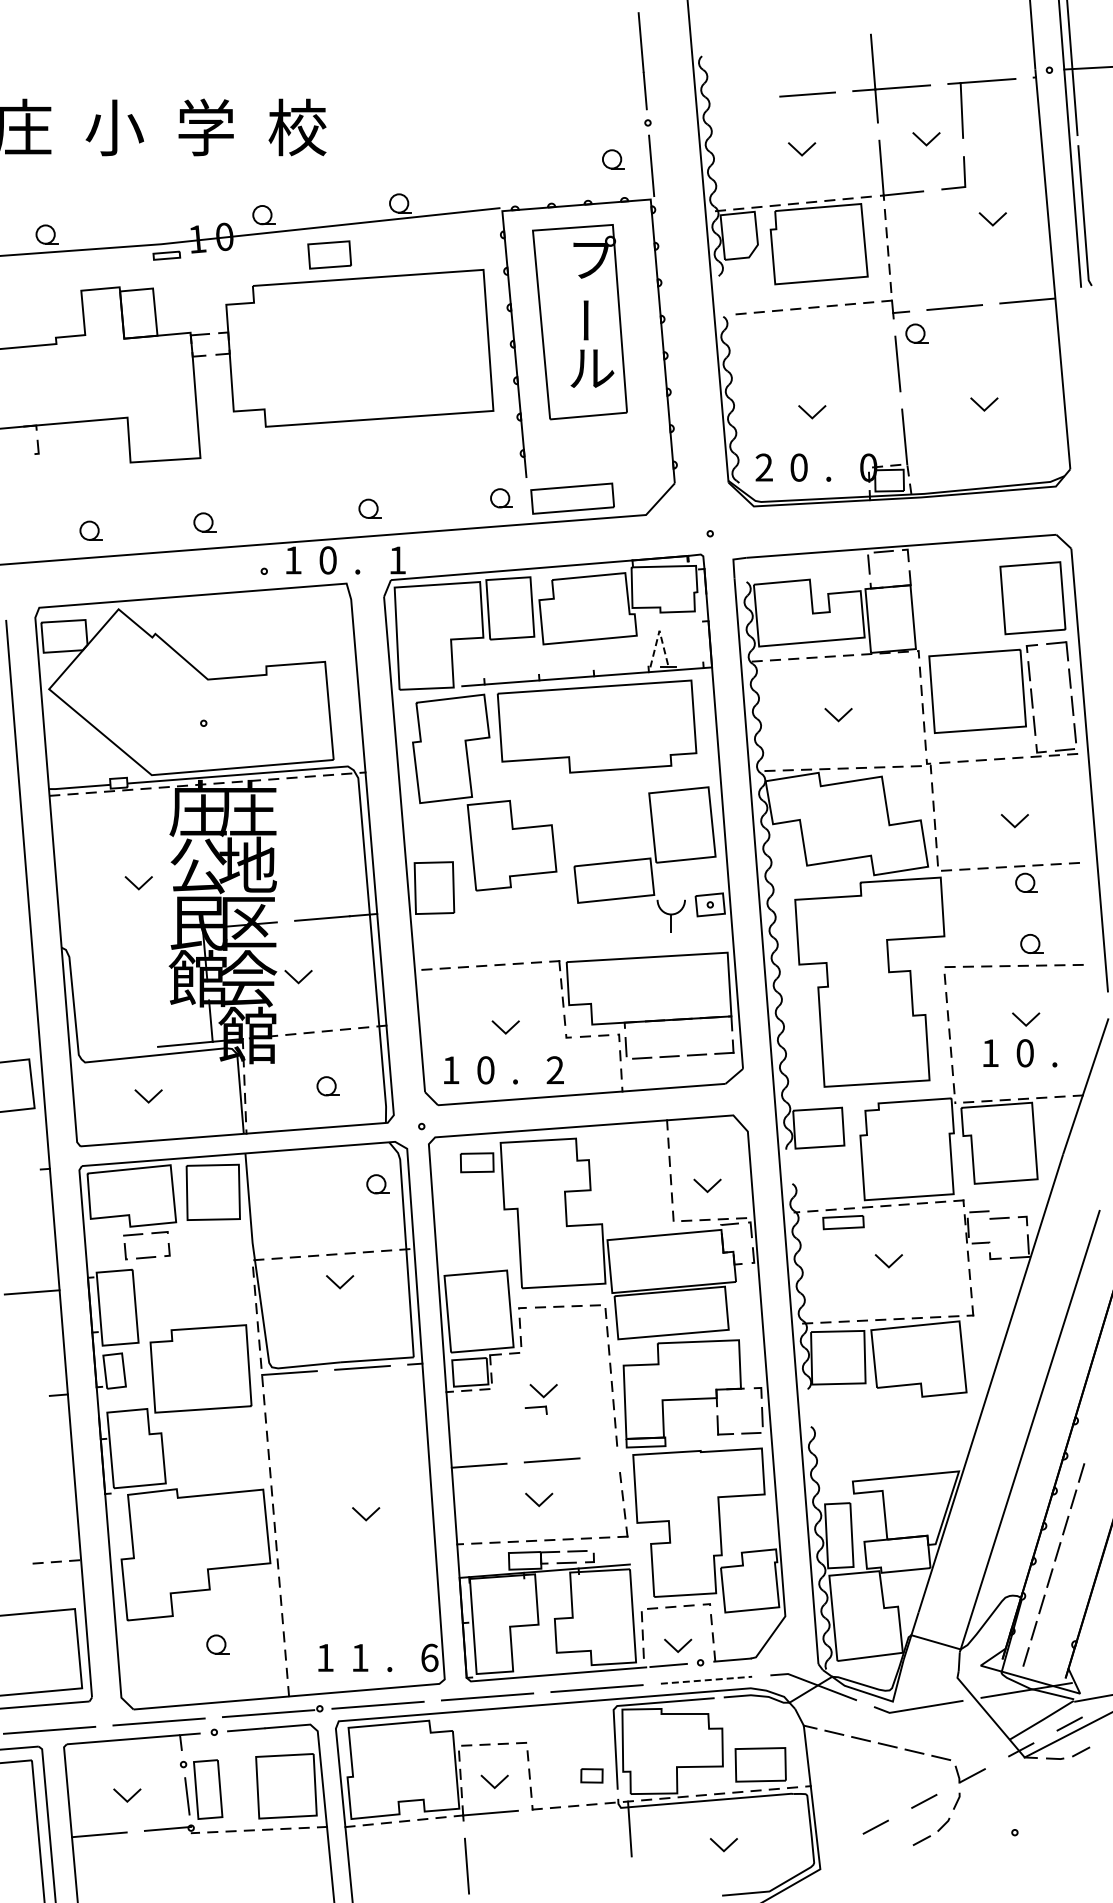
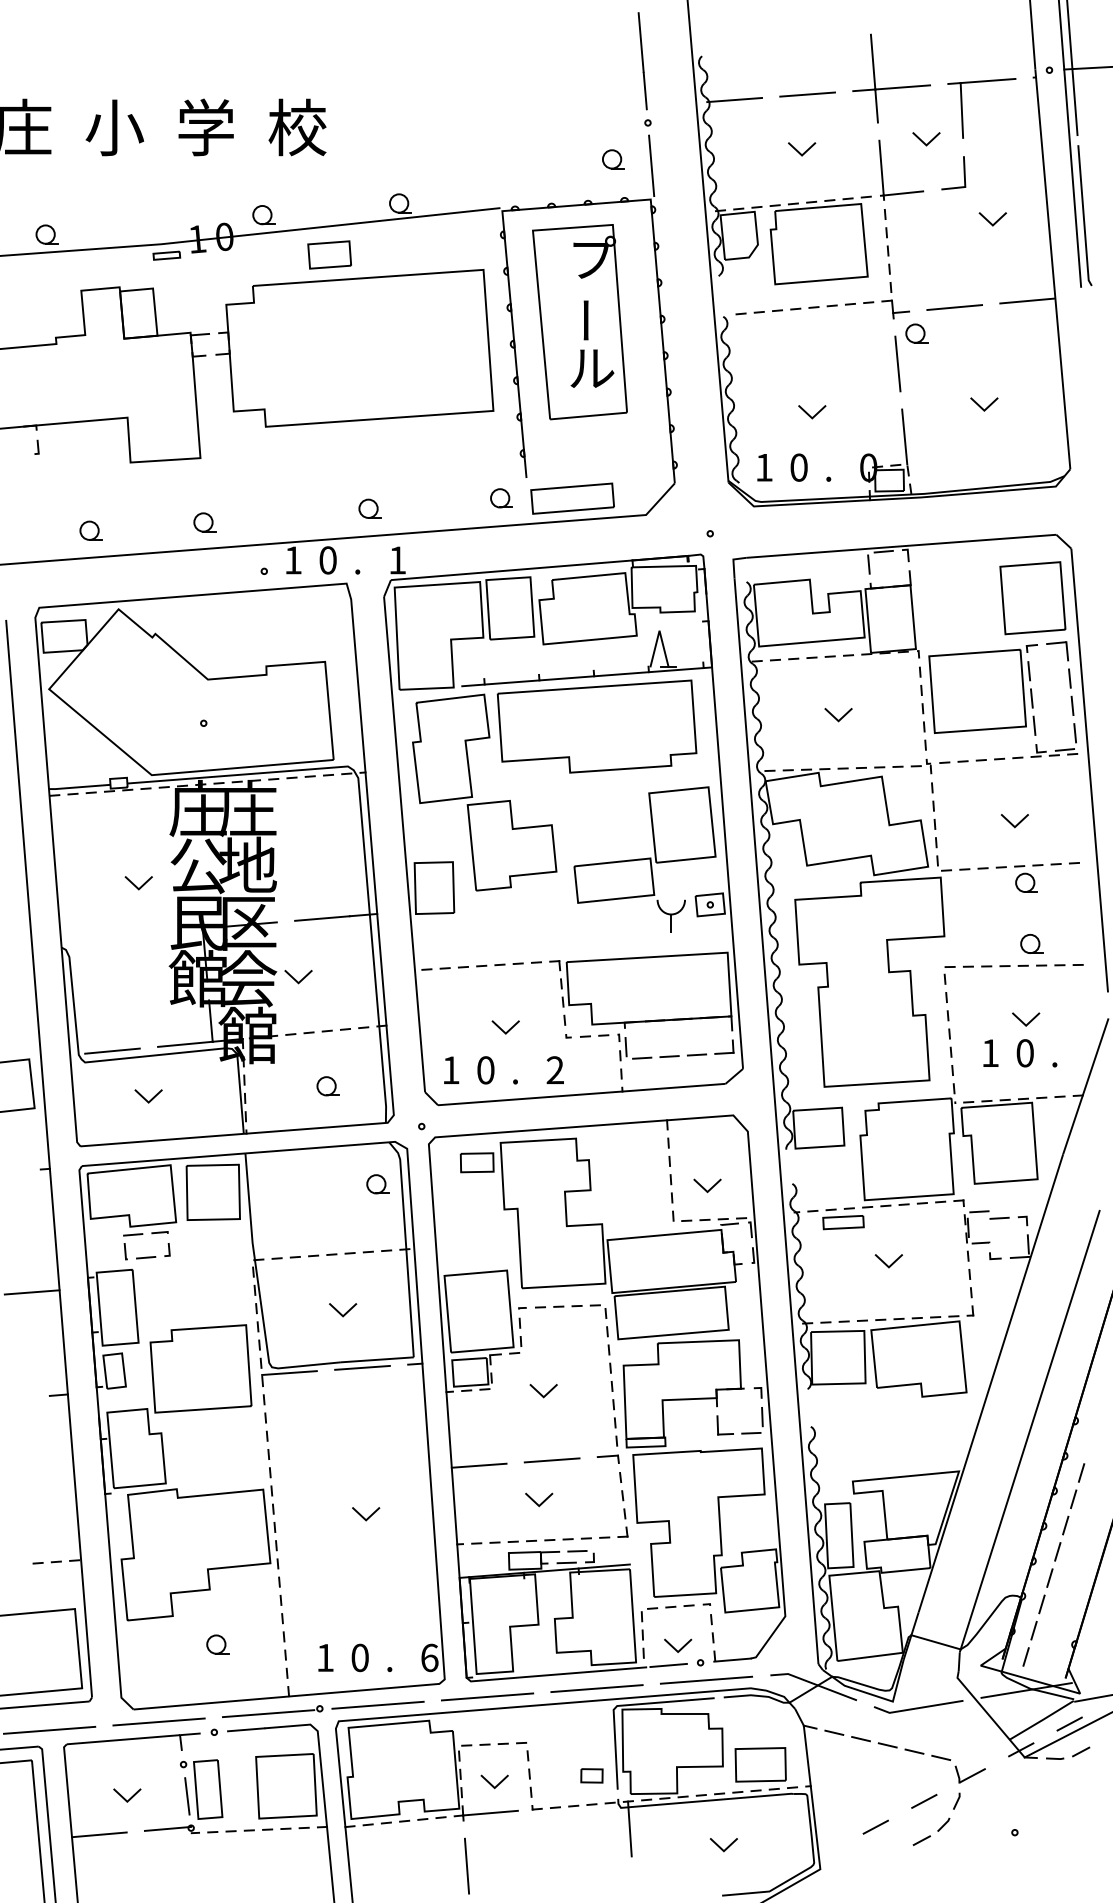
line: none -> present (734, 100)
text: 2 -> 1 (763, 467)
line: dashed -> solid (659, 630)
line: none -> present (112, 1050)
line position: (342, 1284) -> (345, 1312) (345, 1312)
part position: (535, 1409) -> (607, 1458) (607, 1458)
text: 1 -> 0 (359, 1657)
line: dashed -> solid (706, 1680)
